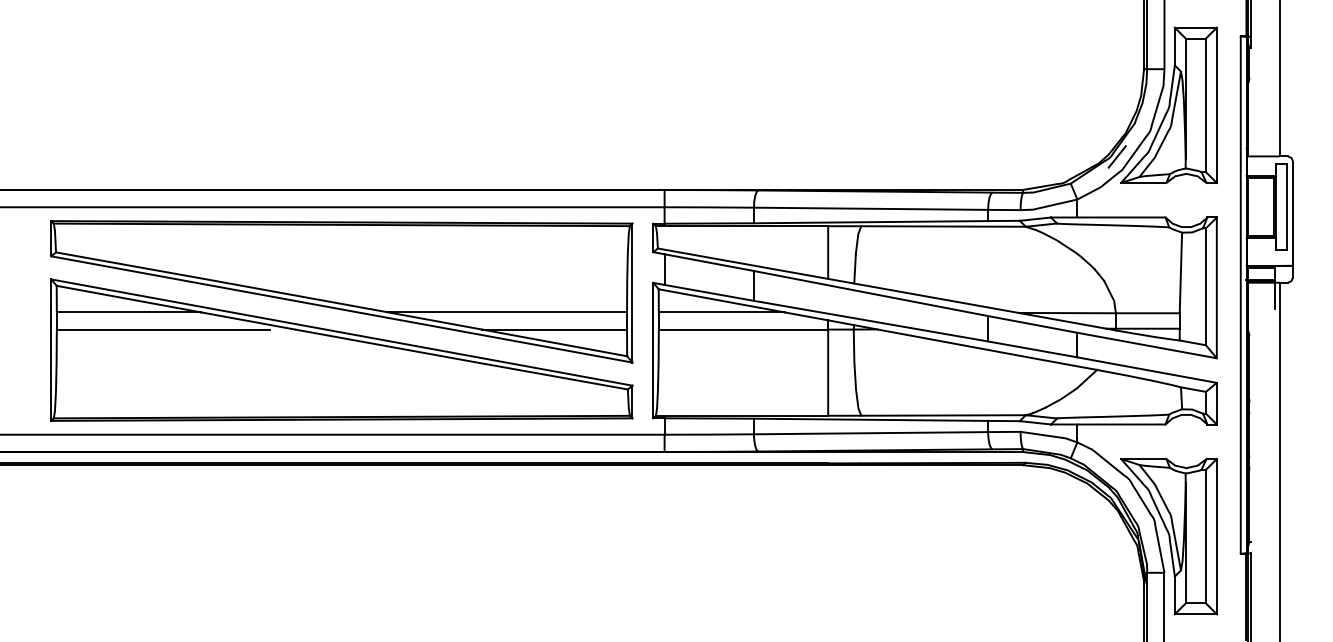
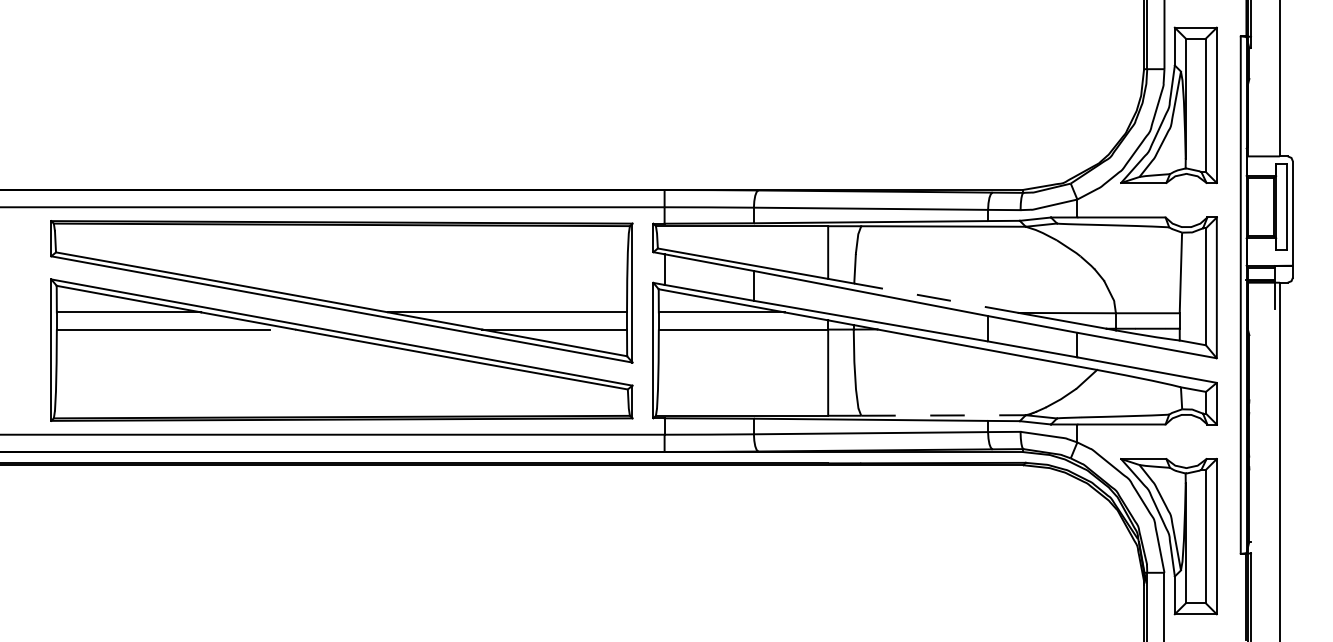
line: present -> none (1116, 156)
line: solid -> dashed (936, 298)
line: solid -> dashed (944, 415)
